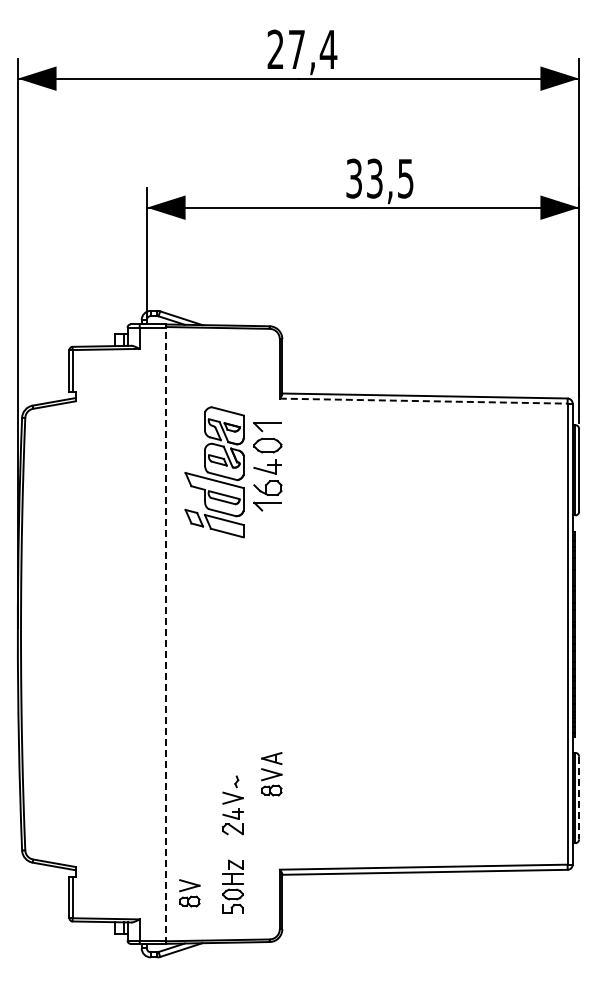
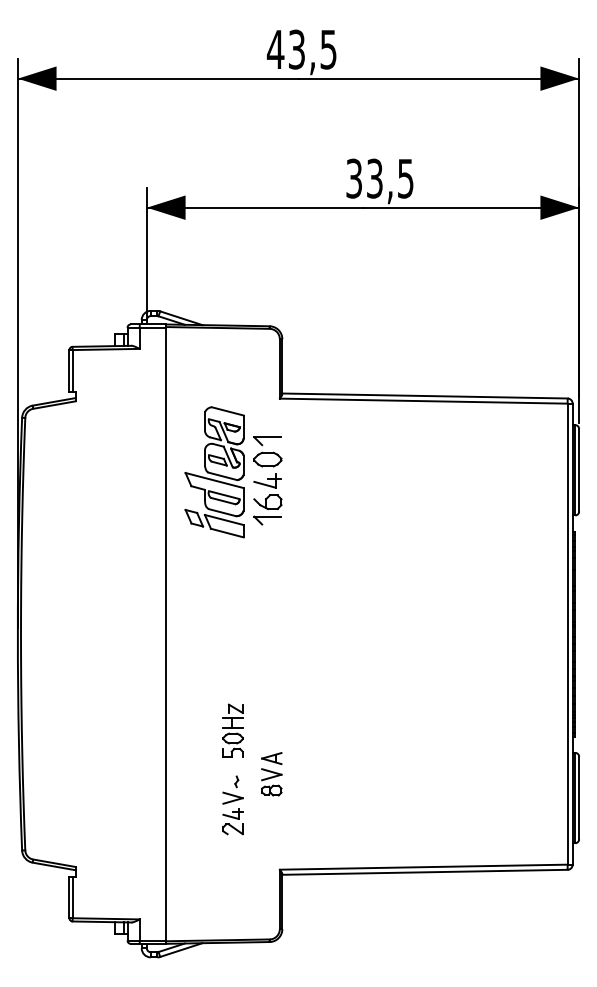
text: 27,4 -> 43,5 (301, 49)
line: dashed -> solid (423, 401)
part position: (267, 466) -> (267, 480) (267, 480)
line: dashed -> solid (166, 634)
line: dashed -> solid (579, 798)
part position: (232, 886) -> (232, 730) (232, 730)
part: present -> none (189, 893)
